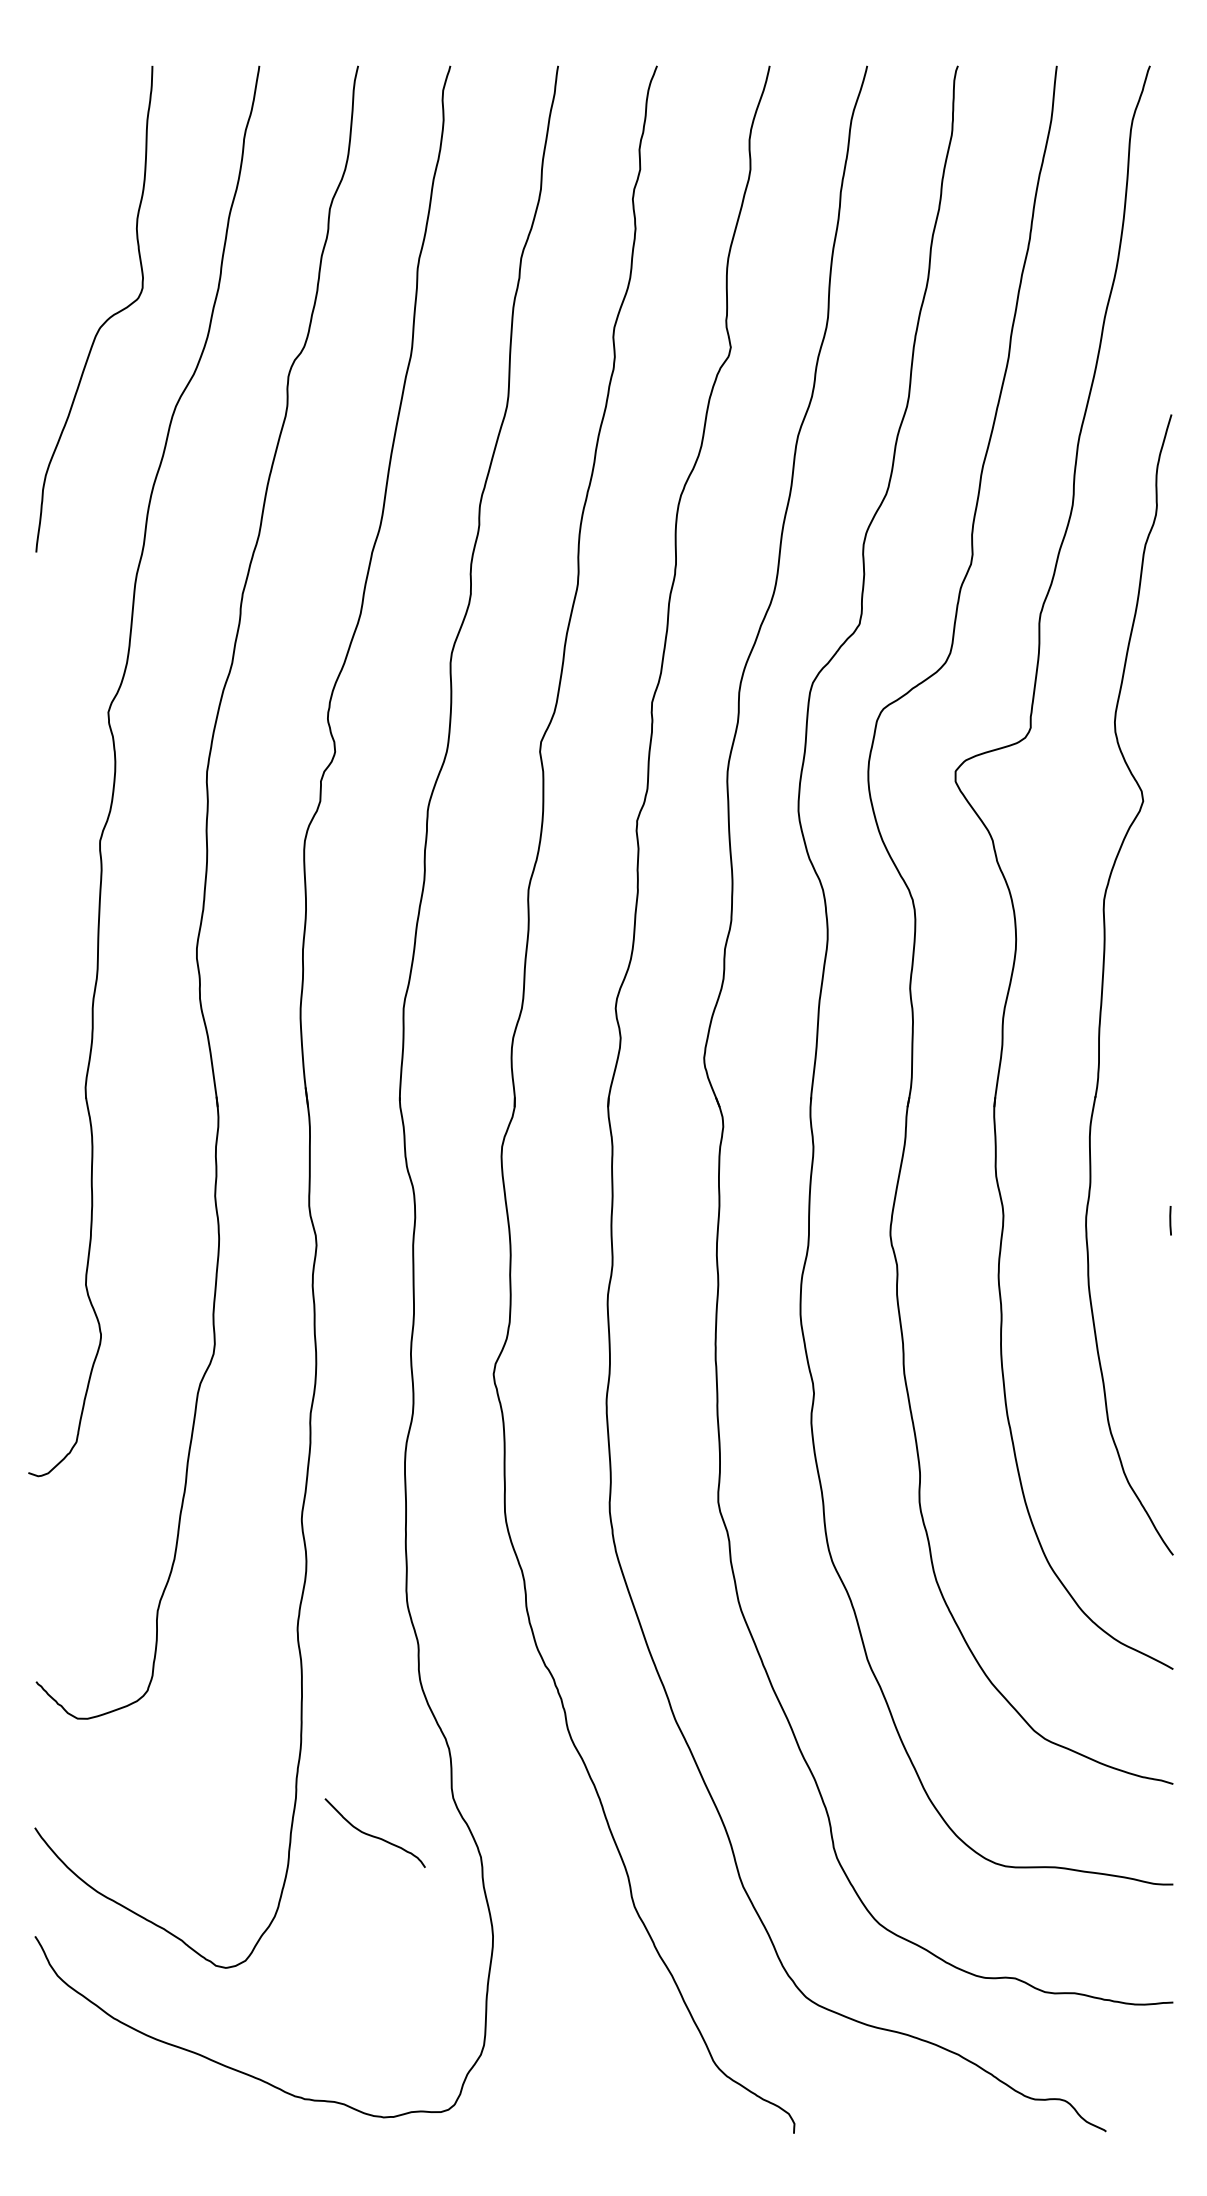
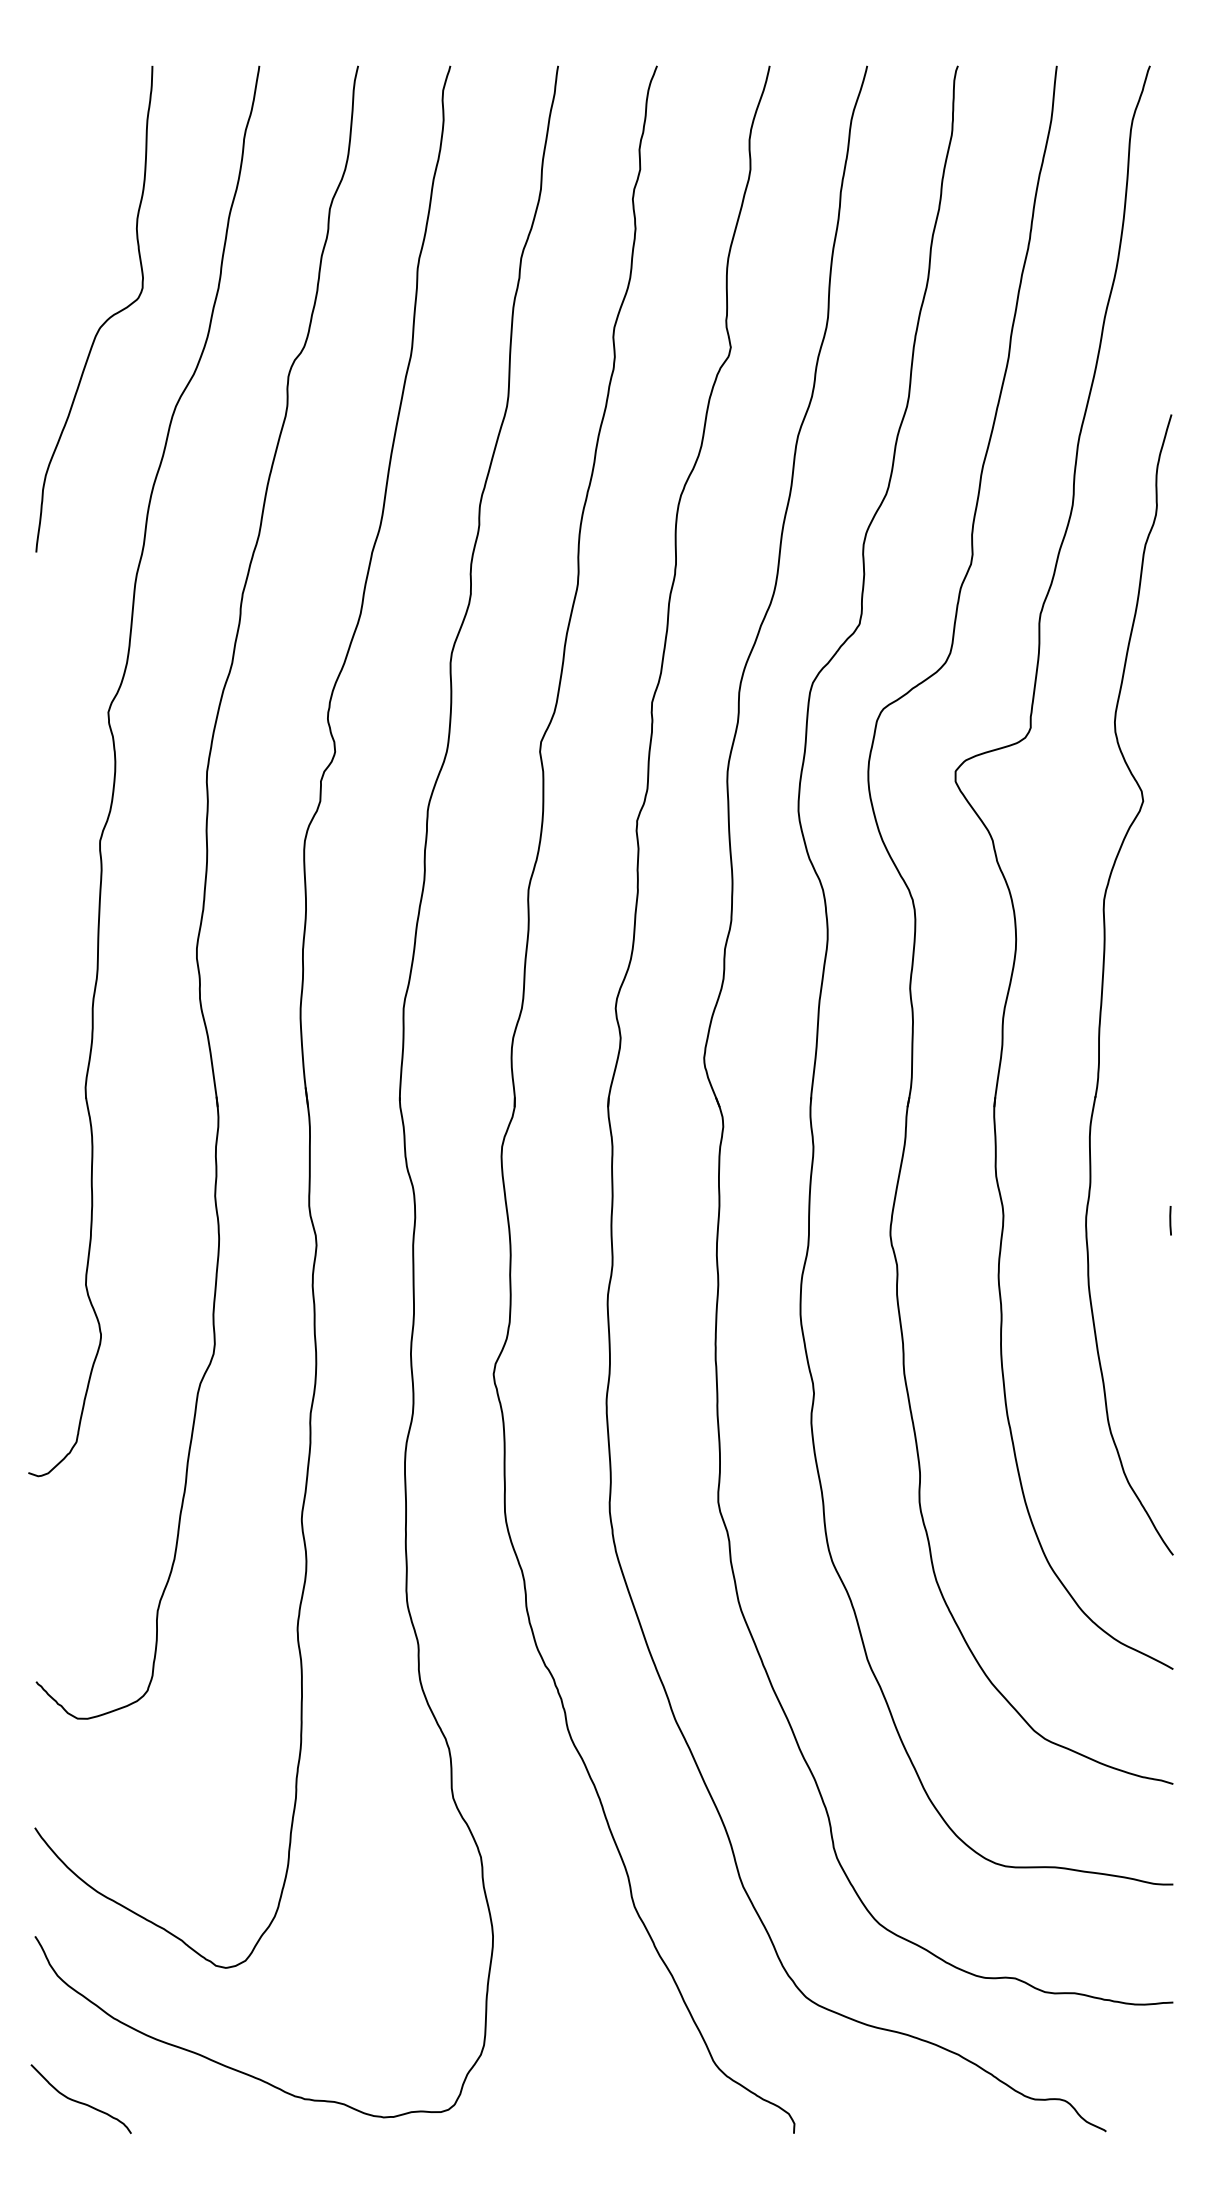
curve position: (374, 1835) -> (80, 2101) (80, 2101)
